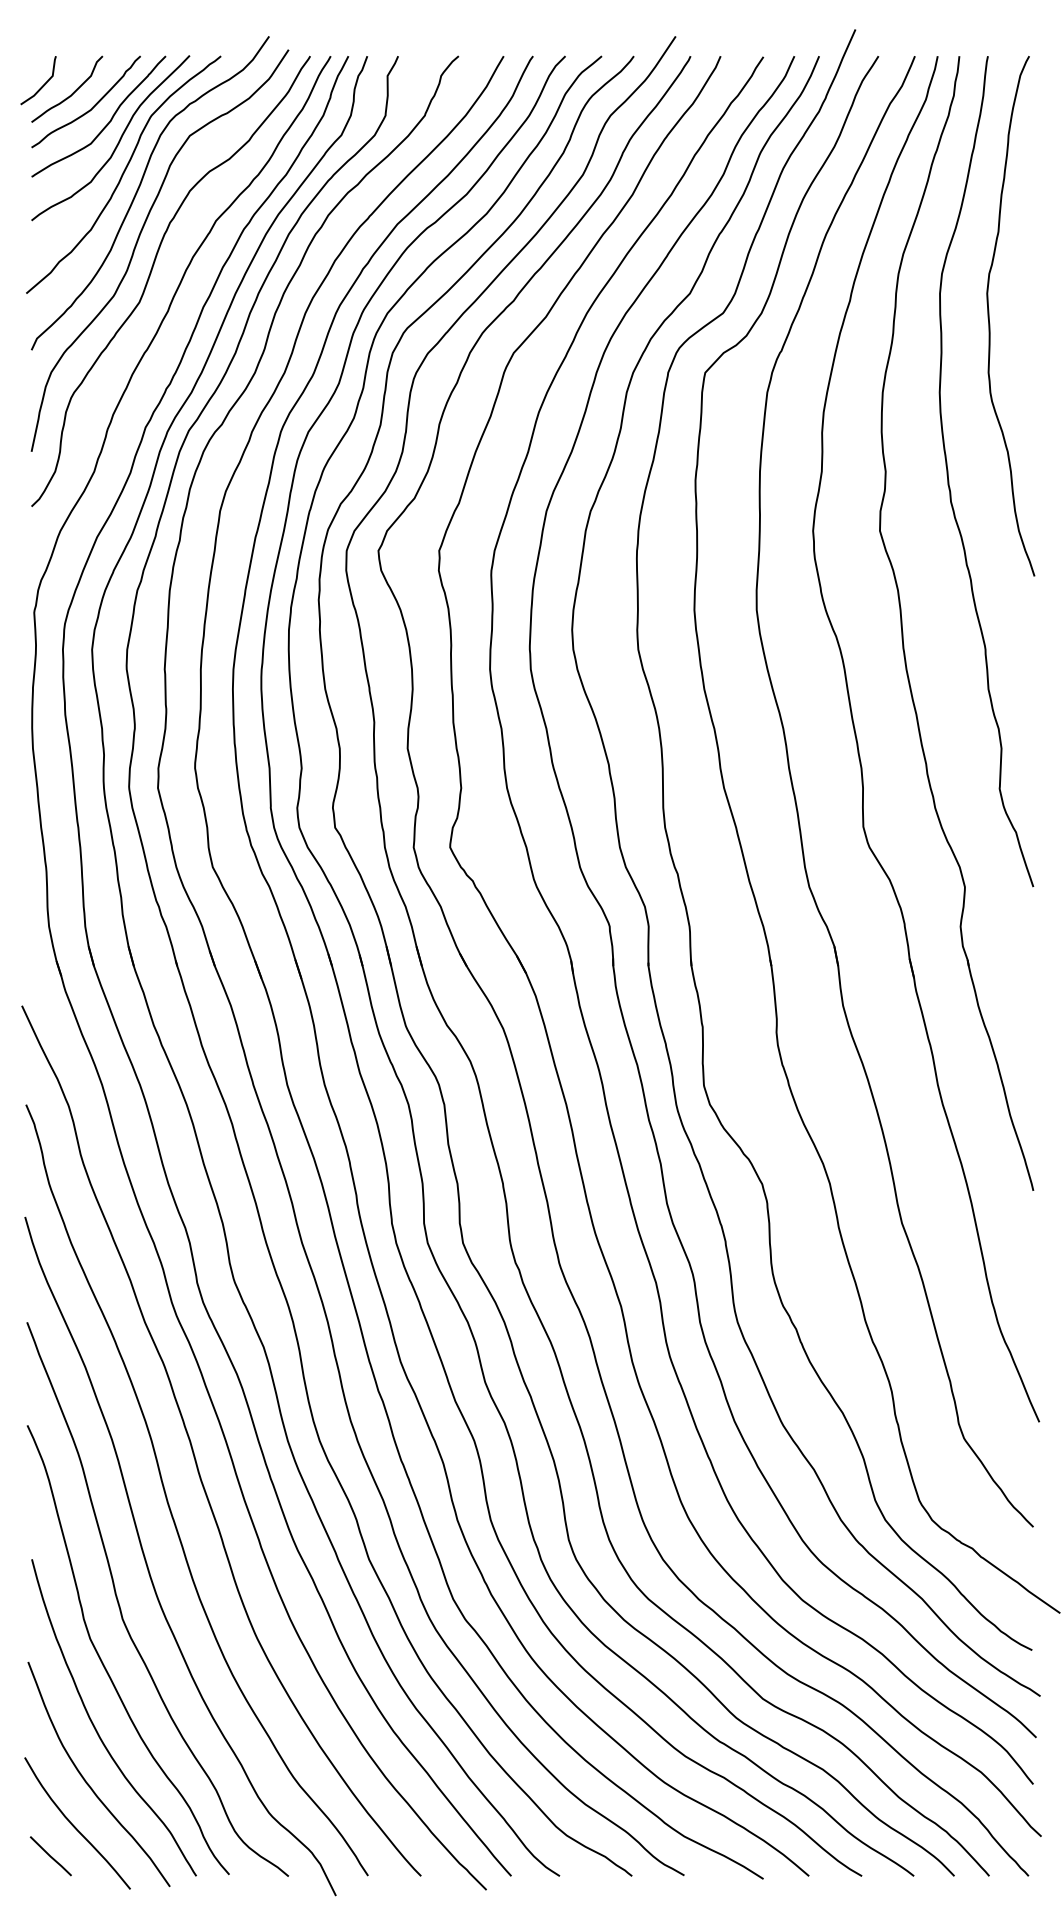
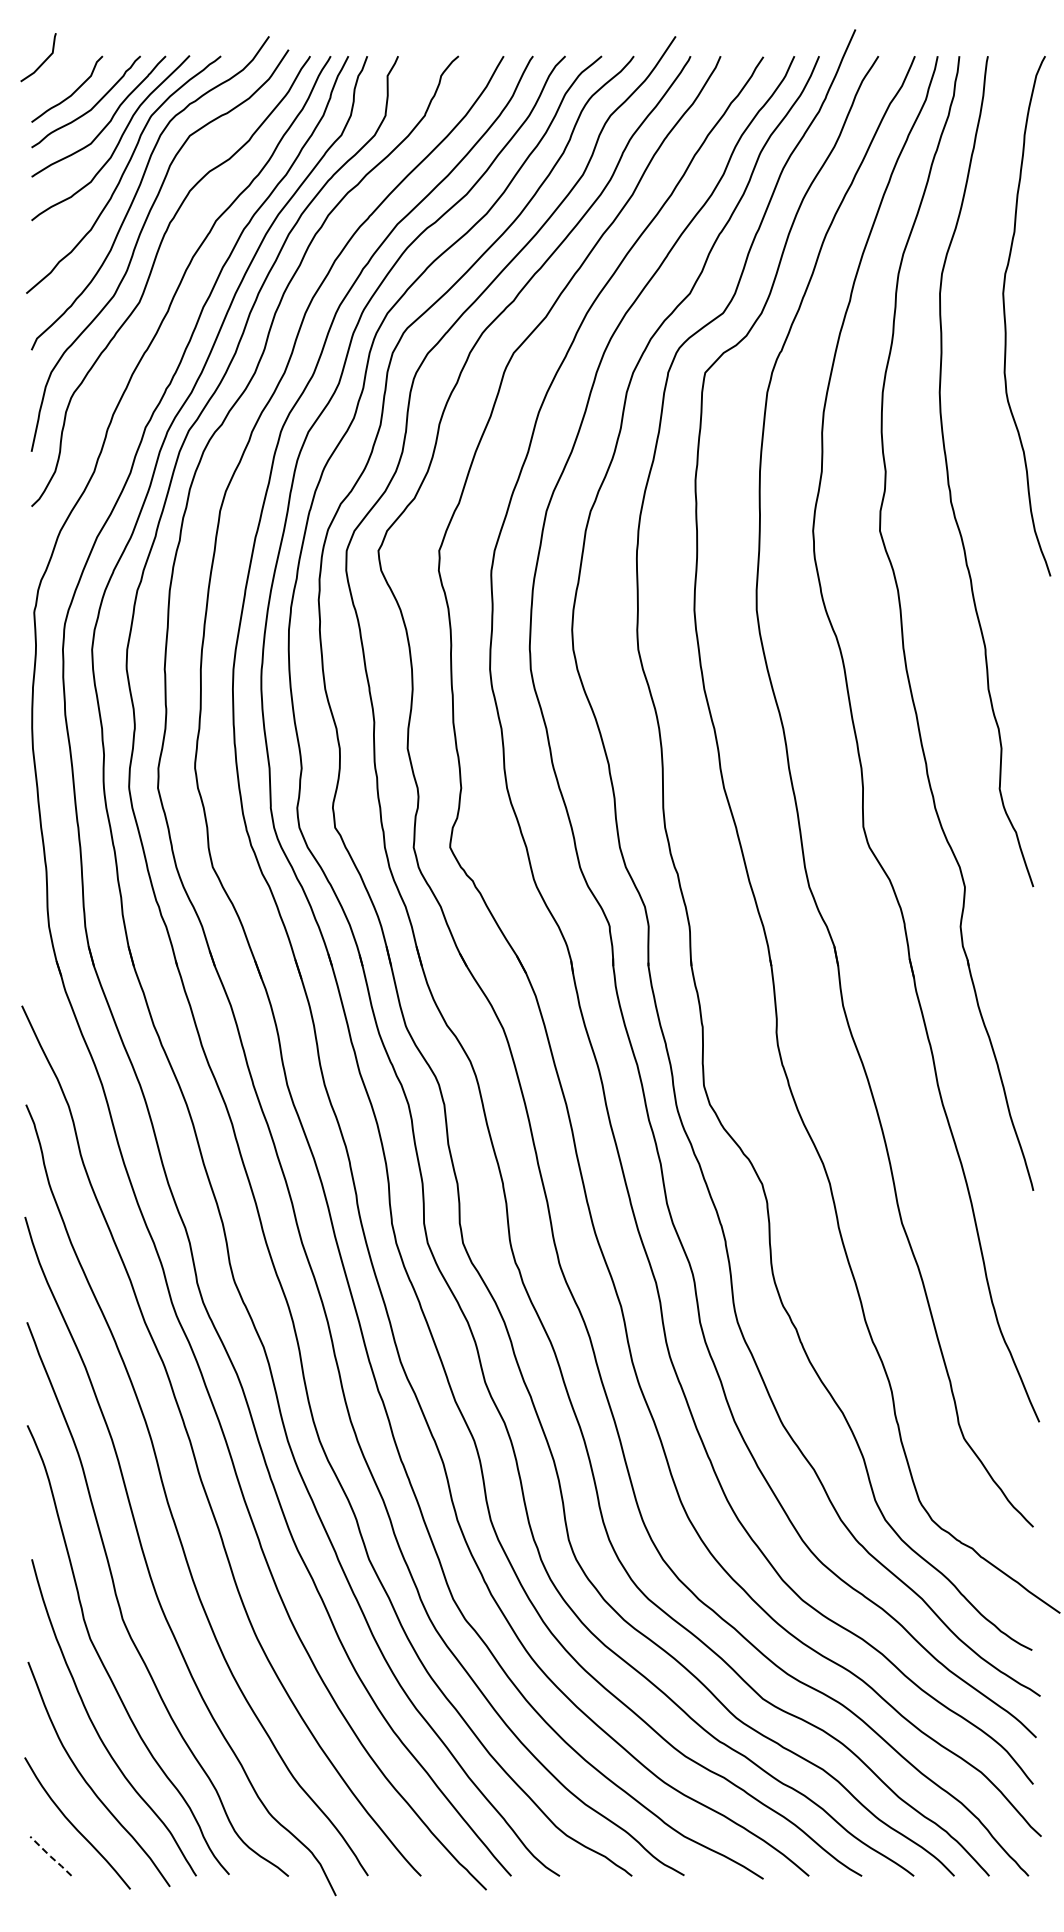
line position: (43, 84) -> (43, 61) (43, 61)
curve position: (989, 316) -> (1005, 316) (1005, 316)
line: solid -> dashed (50, 1856)
